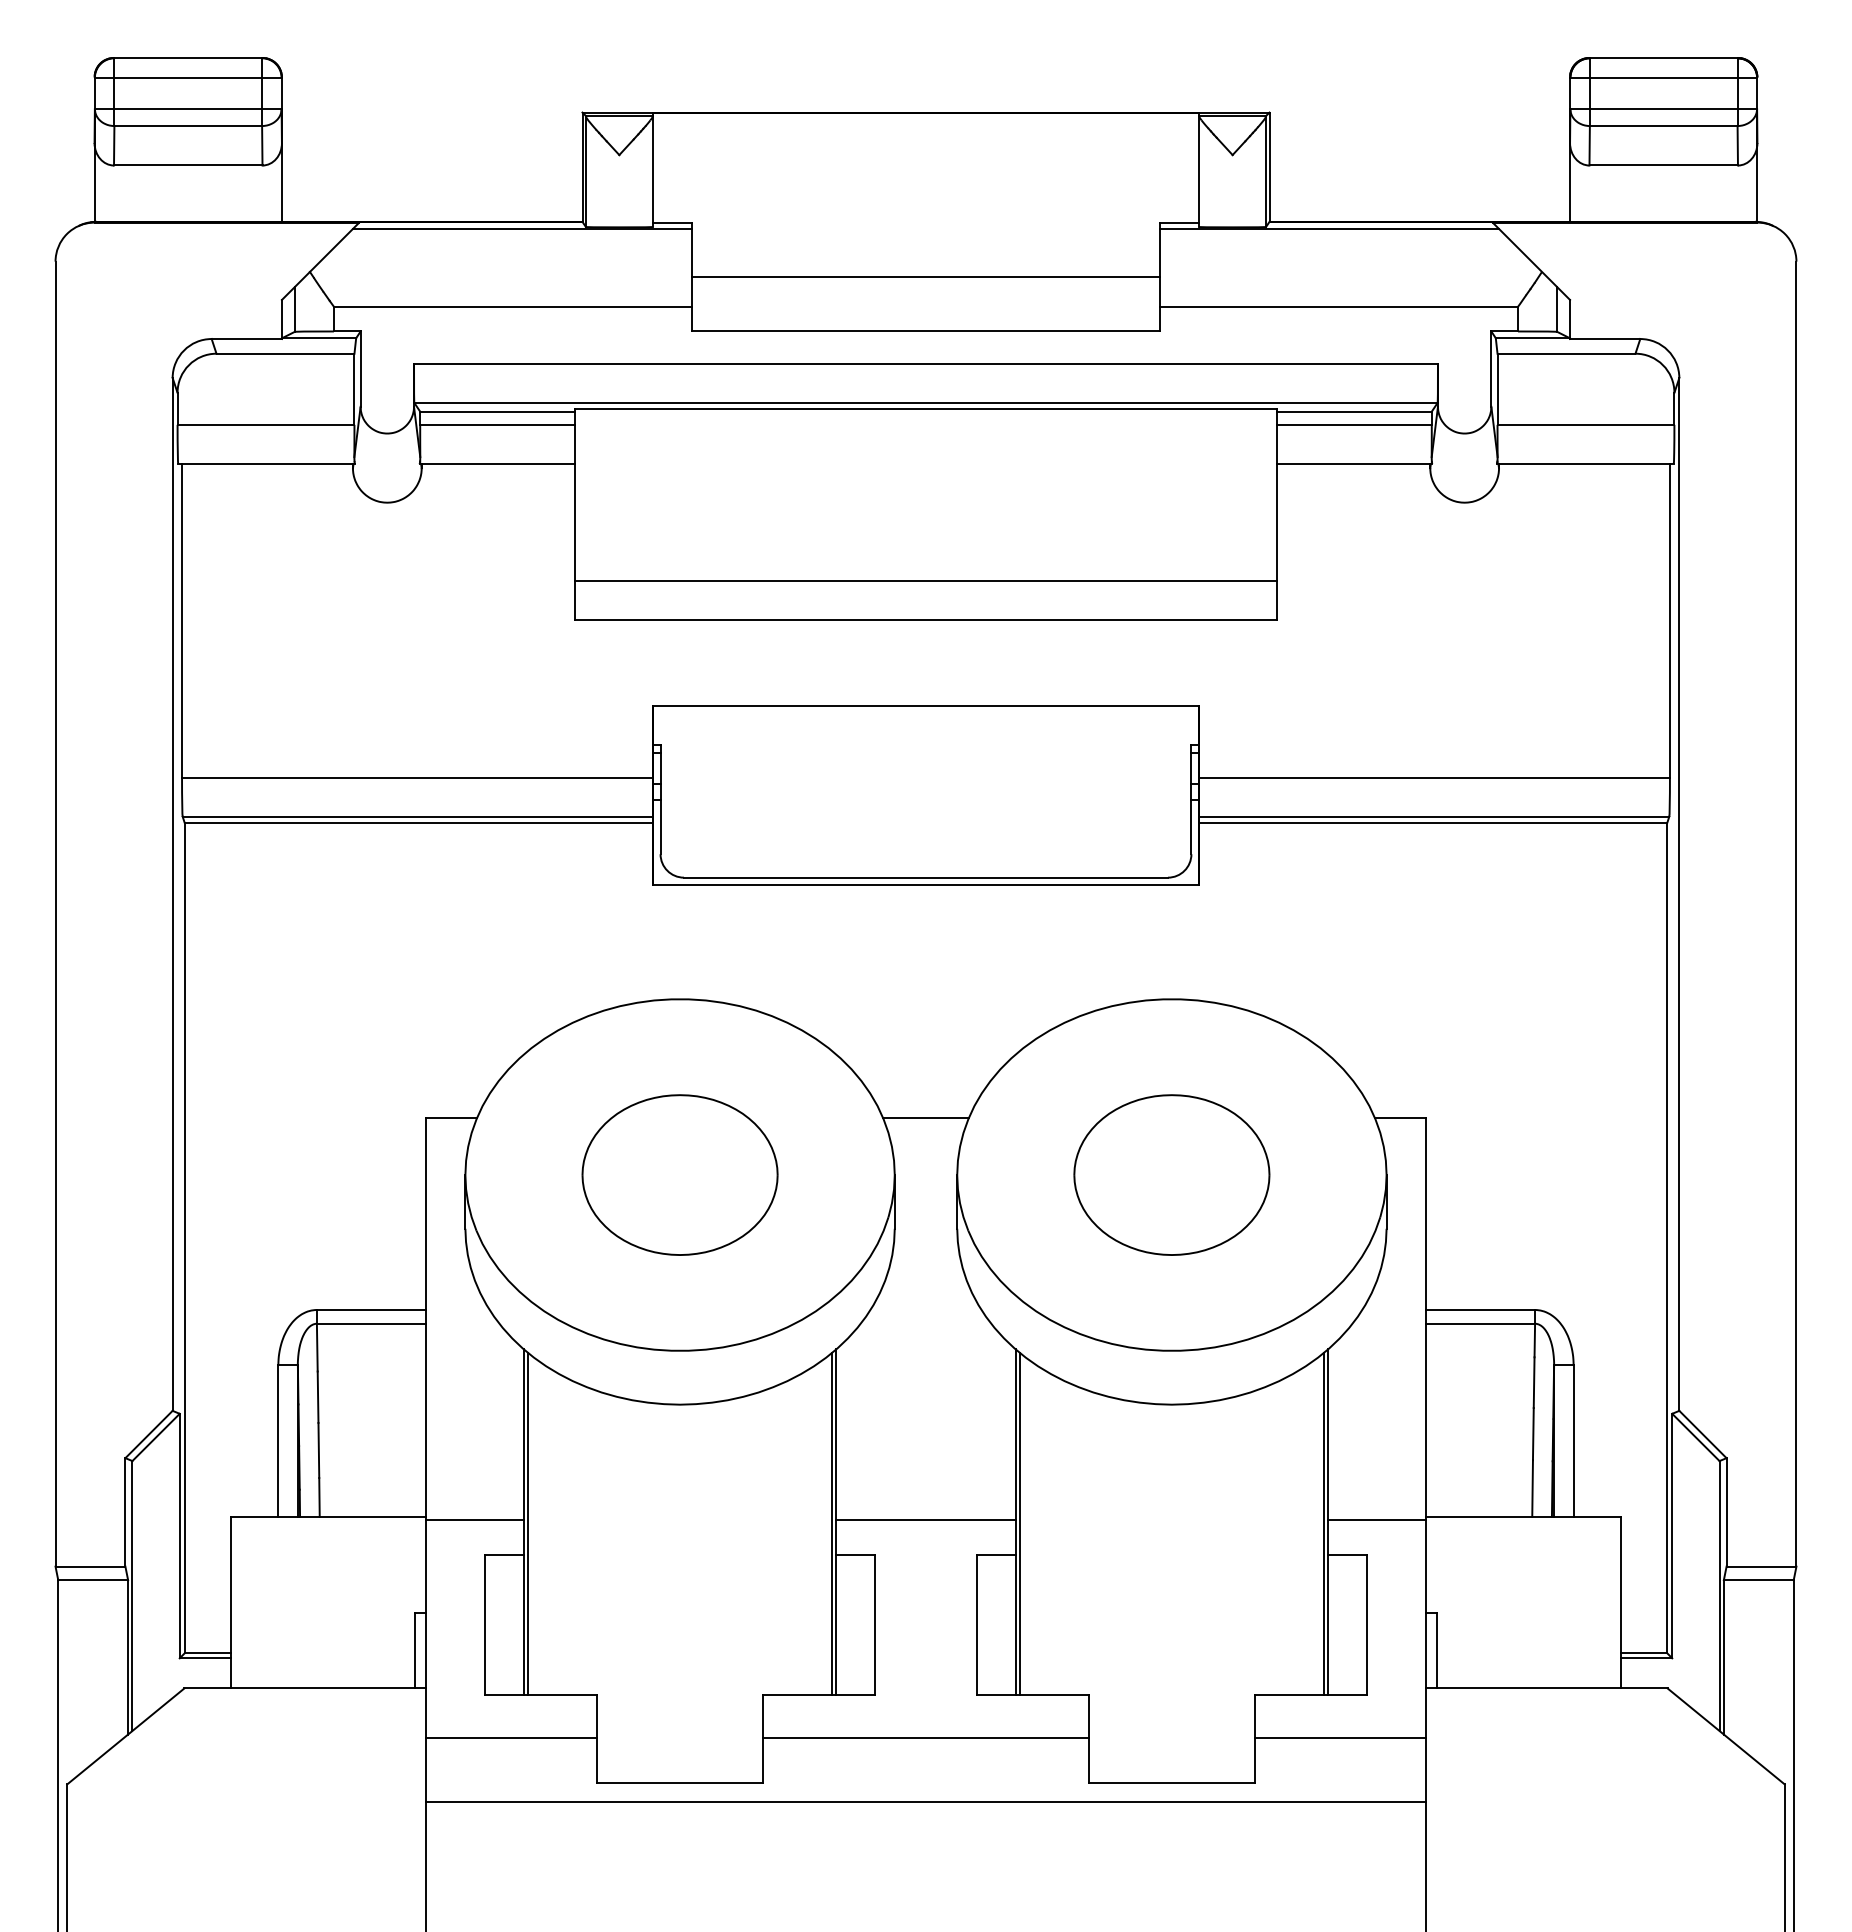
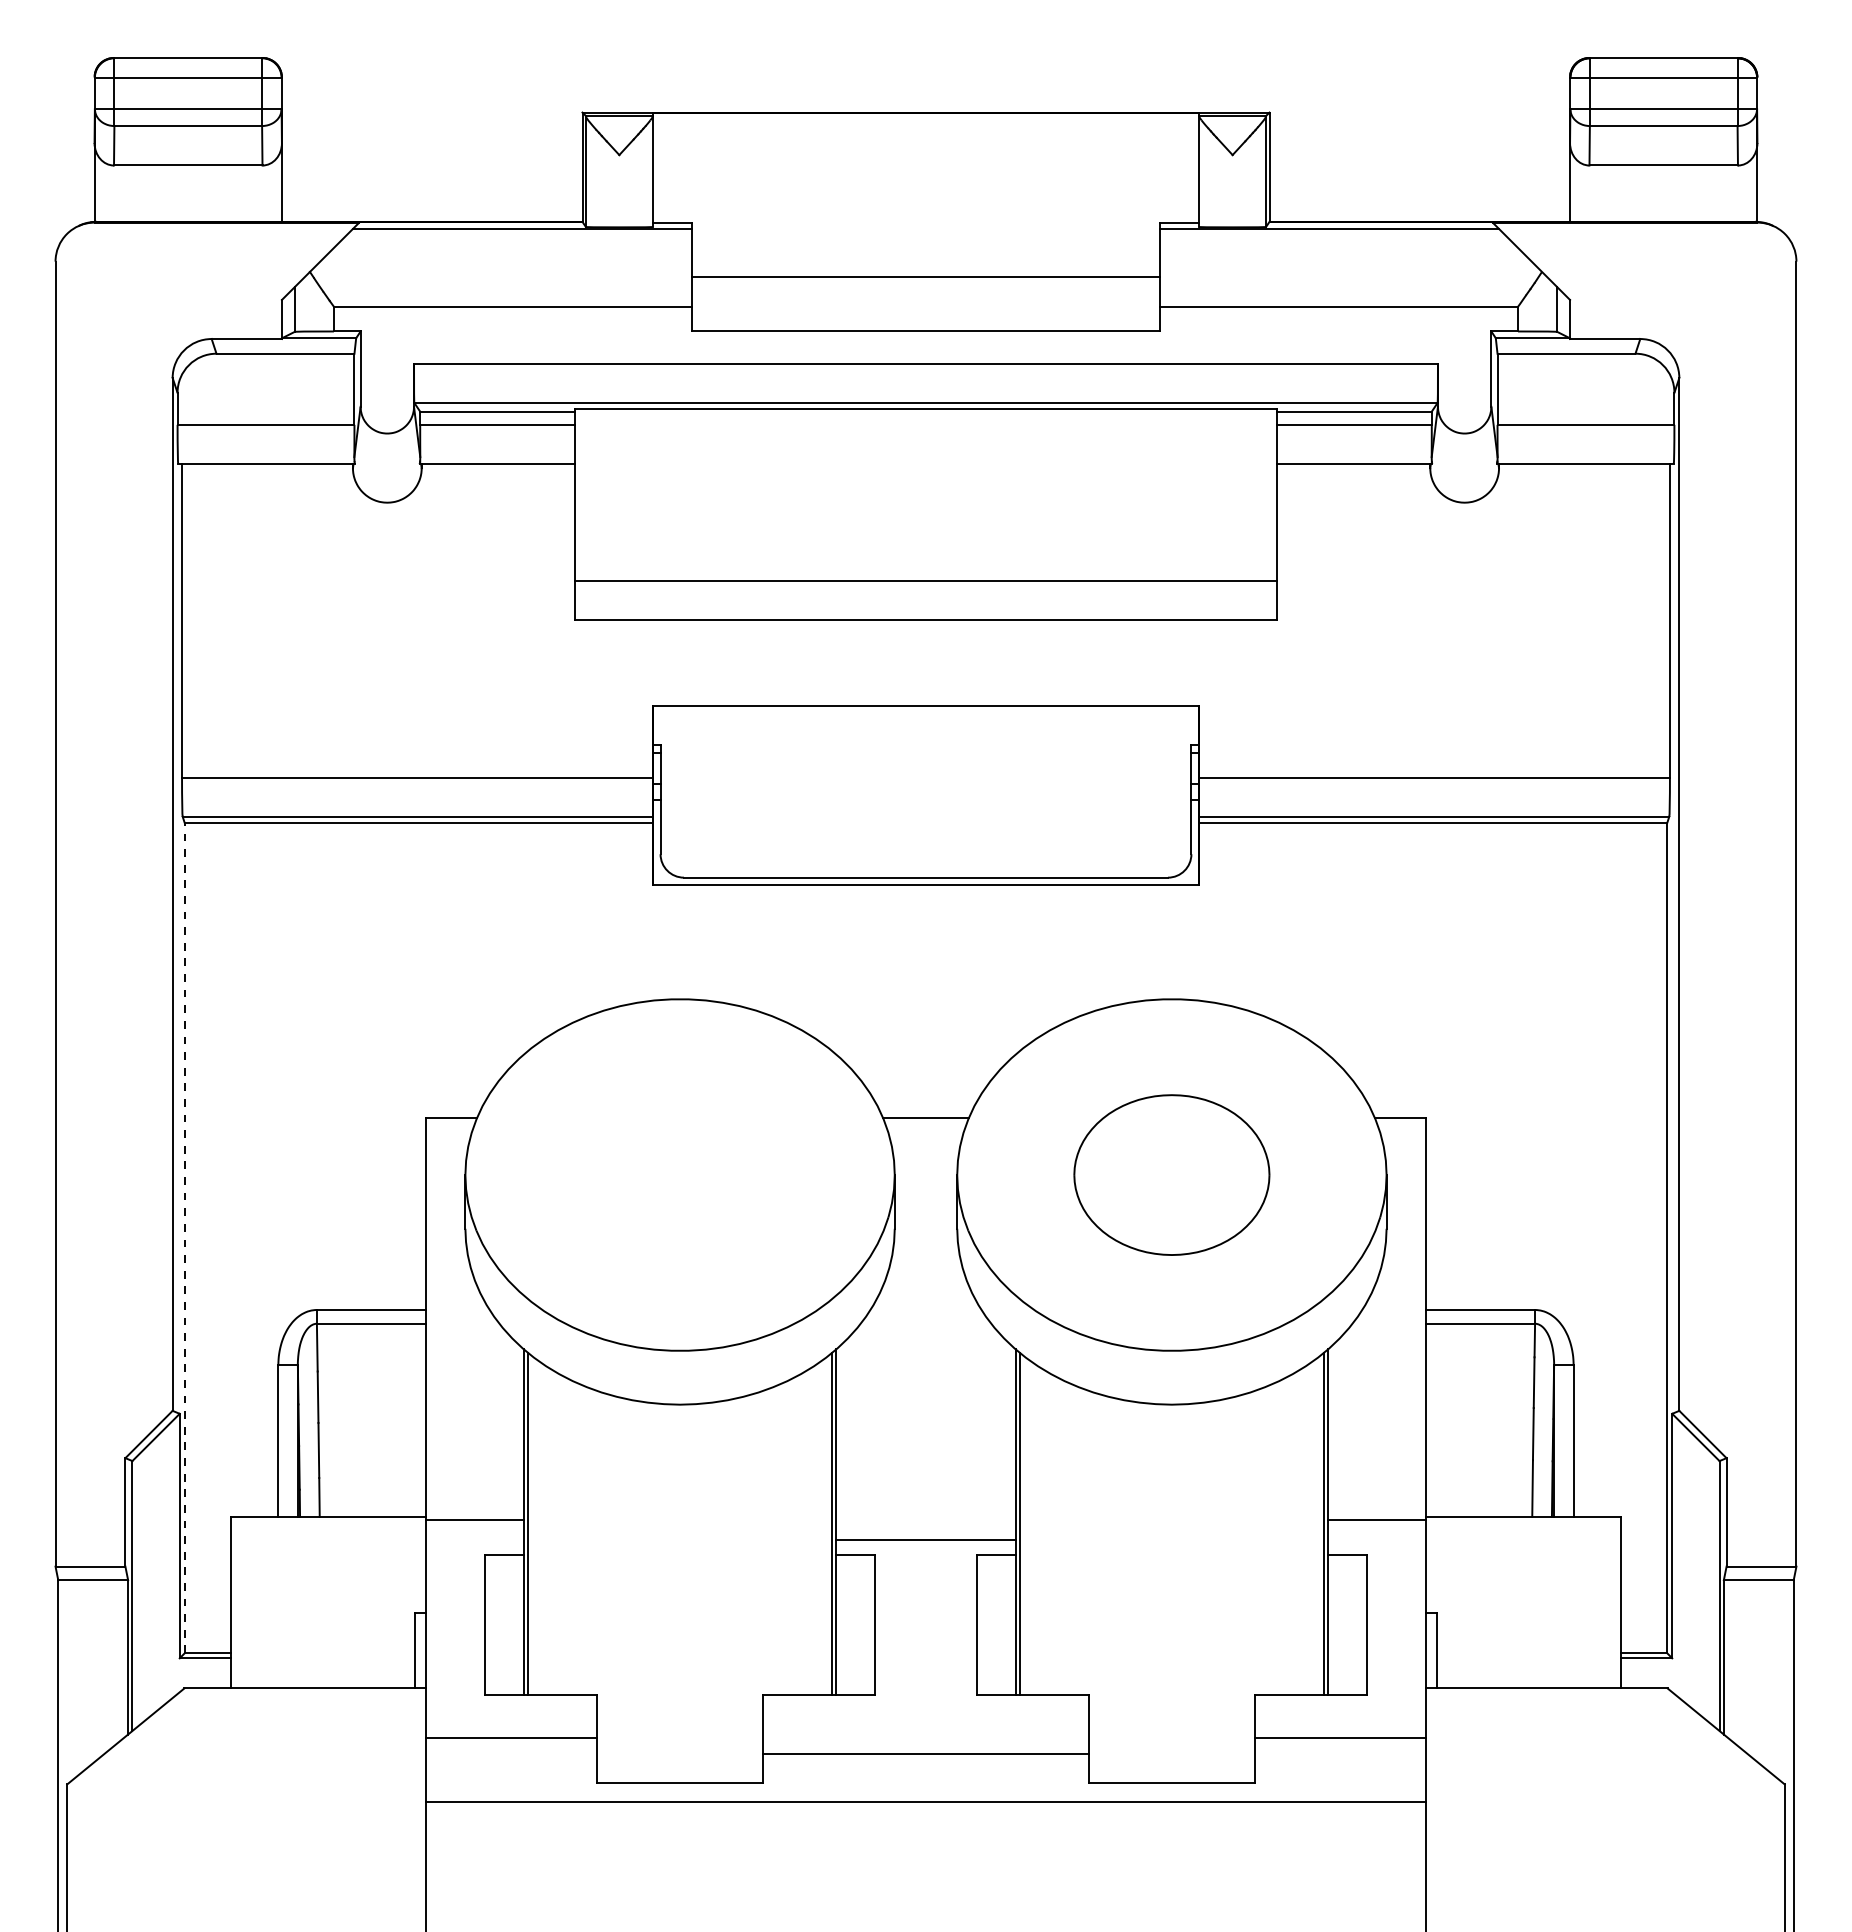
part: present -> none (679, 1174)
line: solid -> dashed (184, 1237)
line position: (925, 1520) -> (925, 1540) (925, 1540)
line position: (925, 1737) -> (925, 1753) (925, 1753)
